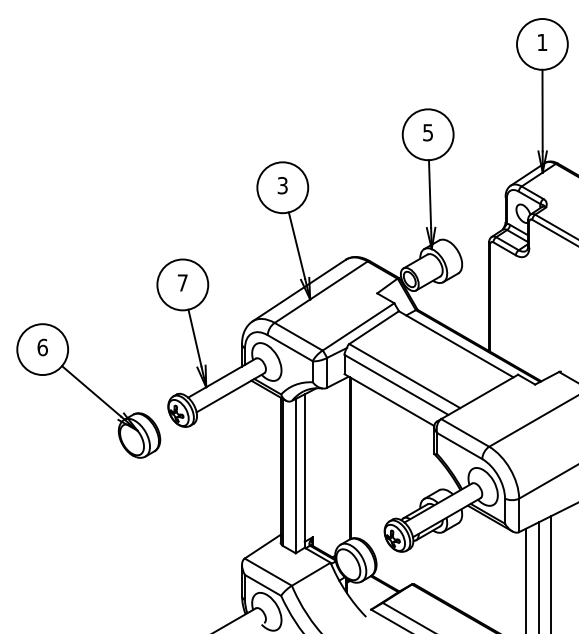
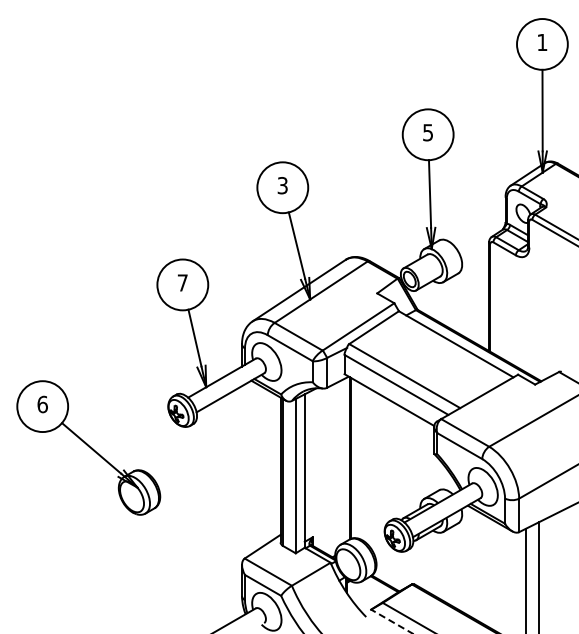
part position: (88, 390) -> (88, 447) (88, 447)
line: present -> none (550, 573)
line: solid -> dashed (391, 621)
